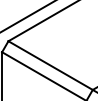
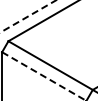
line: solid -> dashed (27, 16)
line: solid -> dashed (44, 76)
